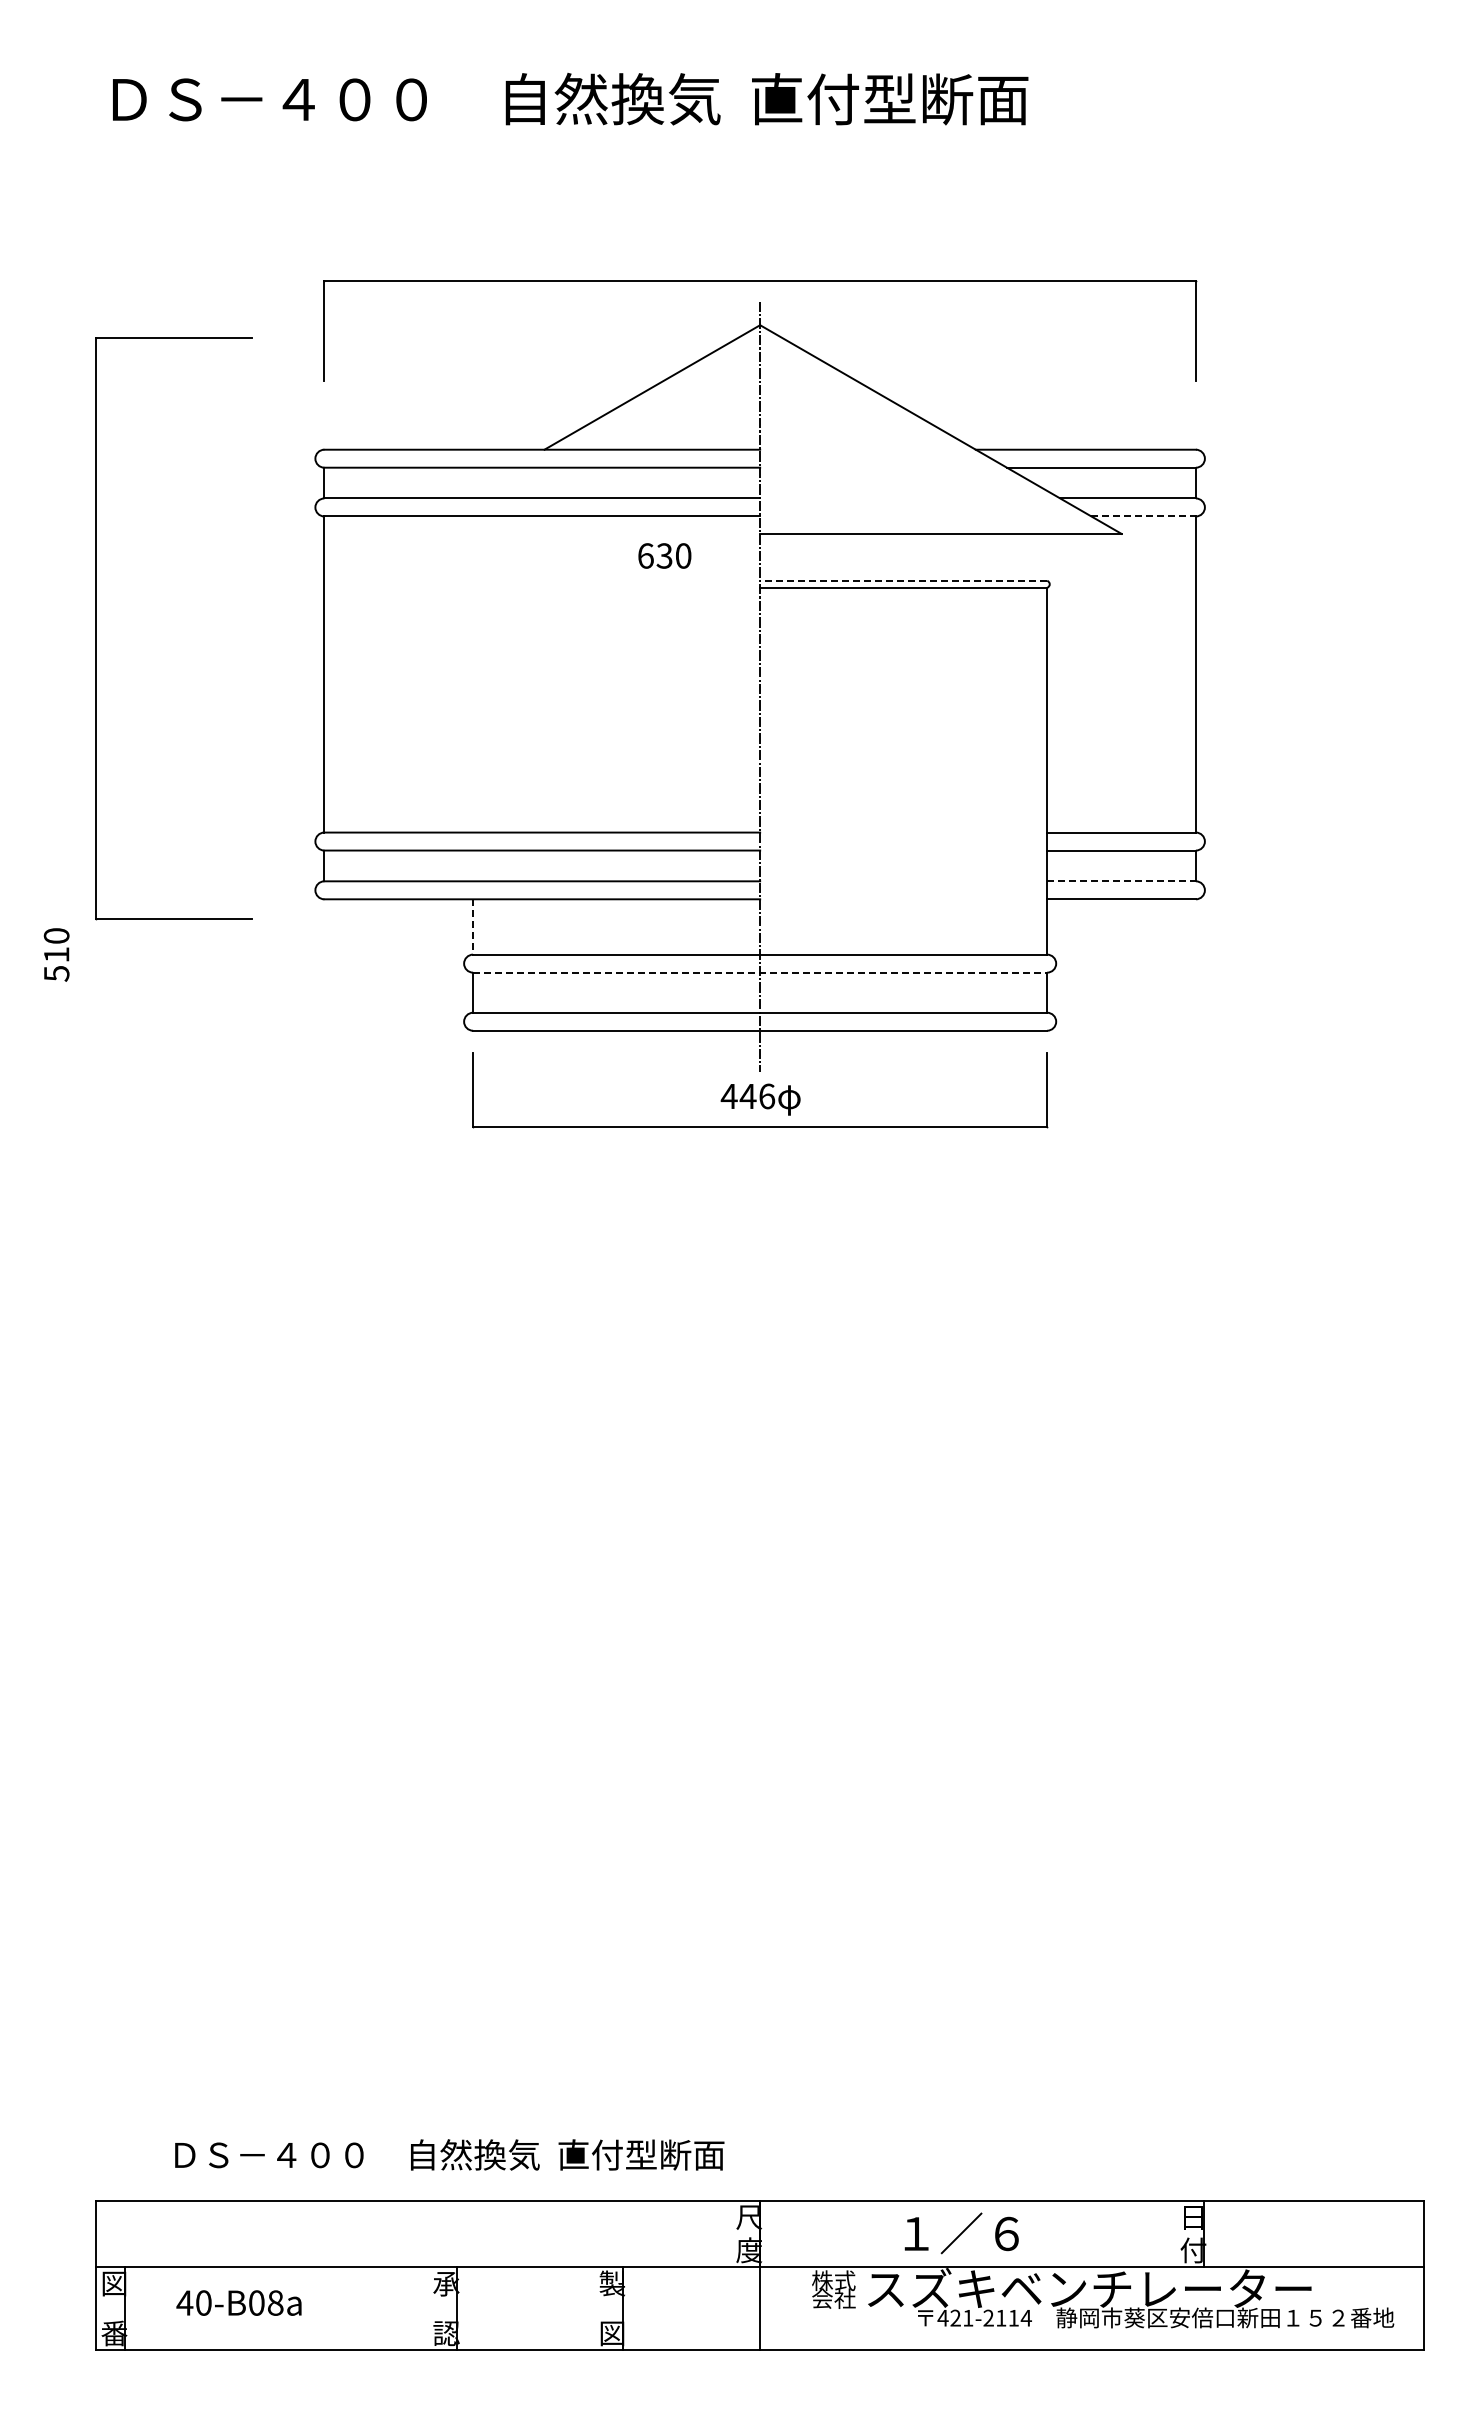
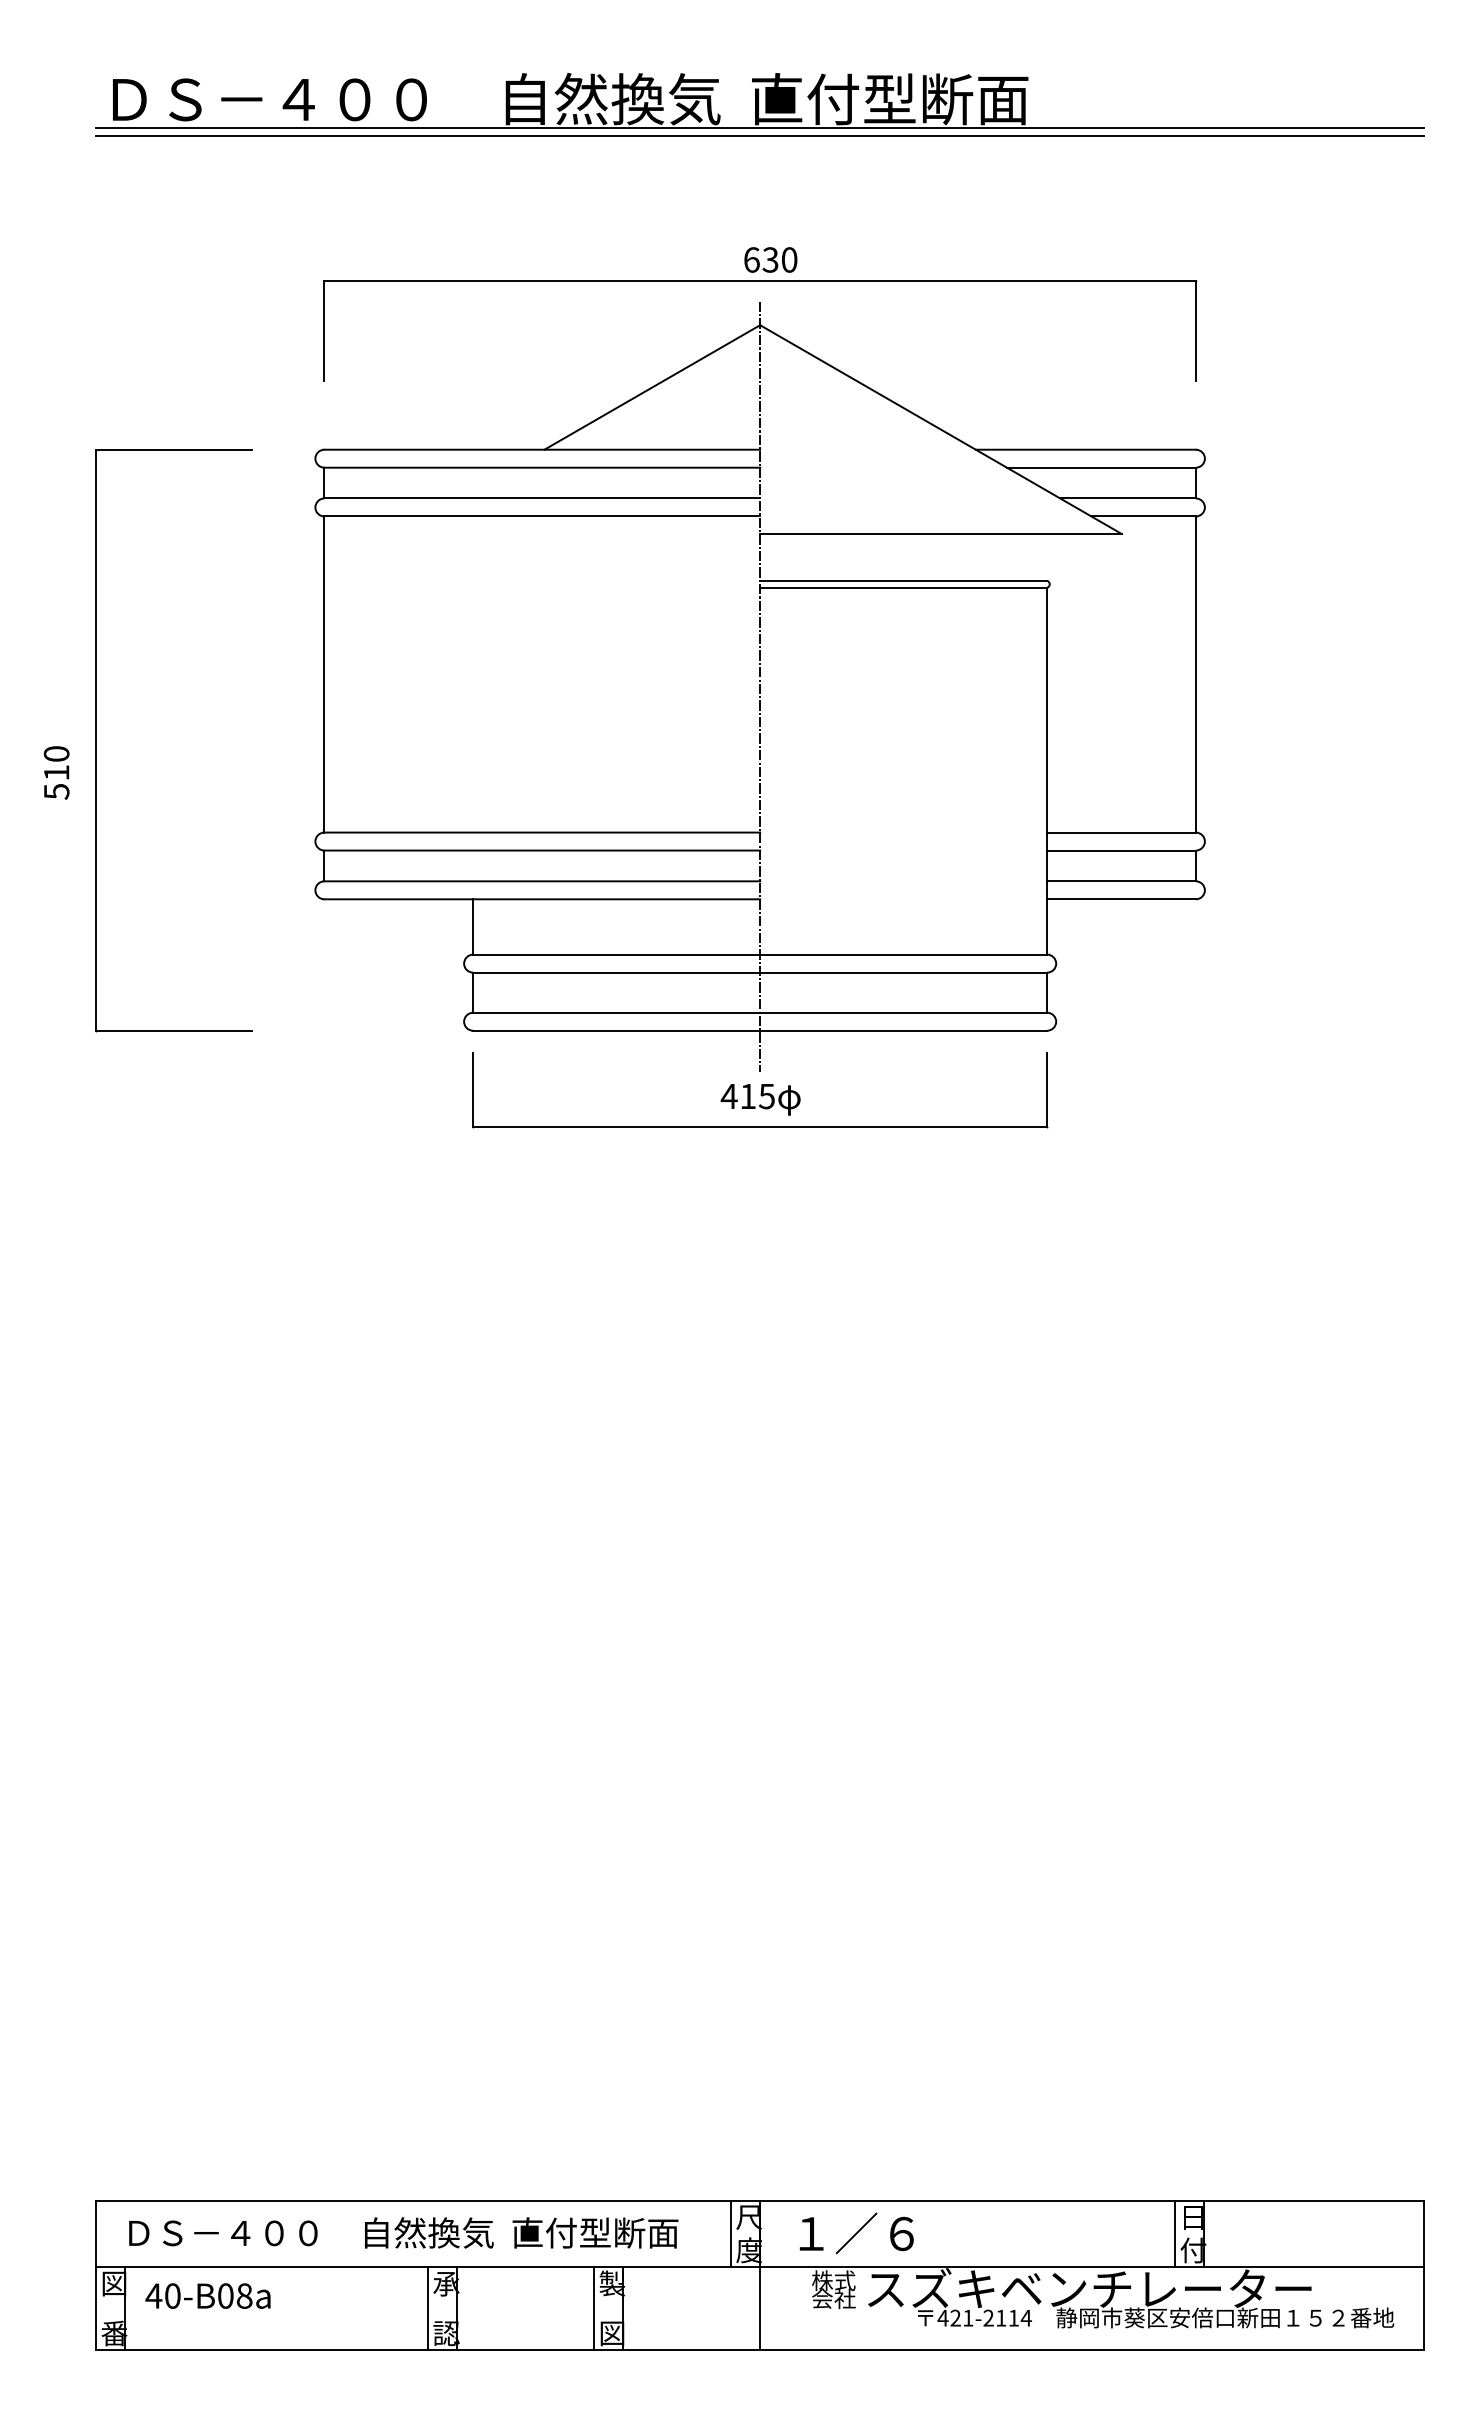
line: none -> present (760, 127)
line: none -> present (760, 136)
line: dashed -> solid (1144, 516)
text position: (664, 555) -> (770, 259) (770, 259)
line: dashed -> solid (903, 580)
part position: (96, 628) -> (96, 740) (96, 740)
line: dashed -> solid (1122, 881)
line: dashed -> solid (473, 926)
text position: (56, 954) -> (56, 772) (56, 772)
line: dashed -> solid (760, 972)
text: 446 -> 415 (757, 1096)
text position: (449, 2154) -> (403, 2232) (403, 2232)
line: none -> present (731, 2233)
text position: (961, 2233) -> (856, 2233) (856, 2233)
line: none -> present (1175, 2233)
text position: (238, 2302) -> (207, 2295) (207, 2295)
line: none -> present (428, 2308)
line: none -> present (594, 2308)
